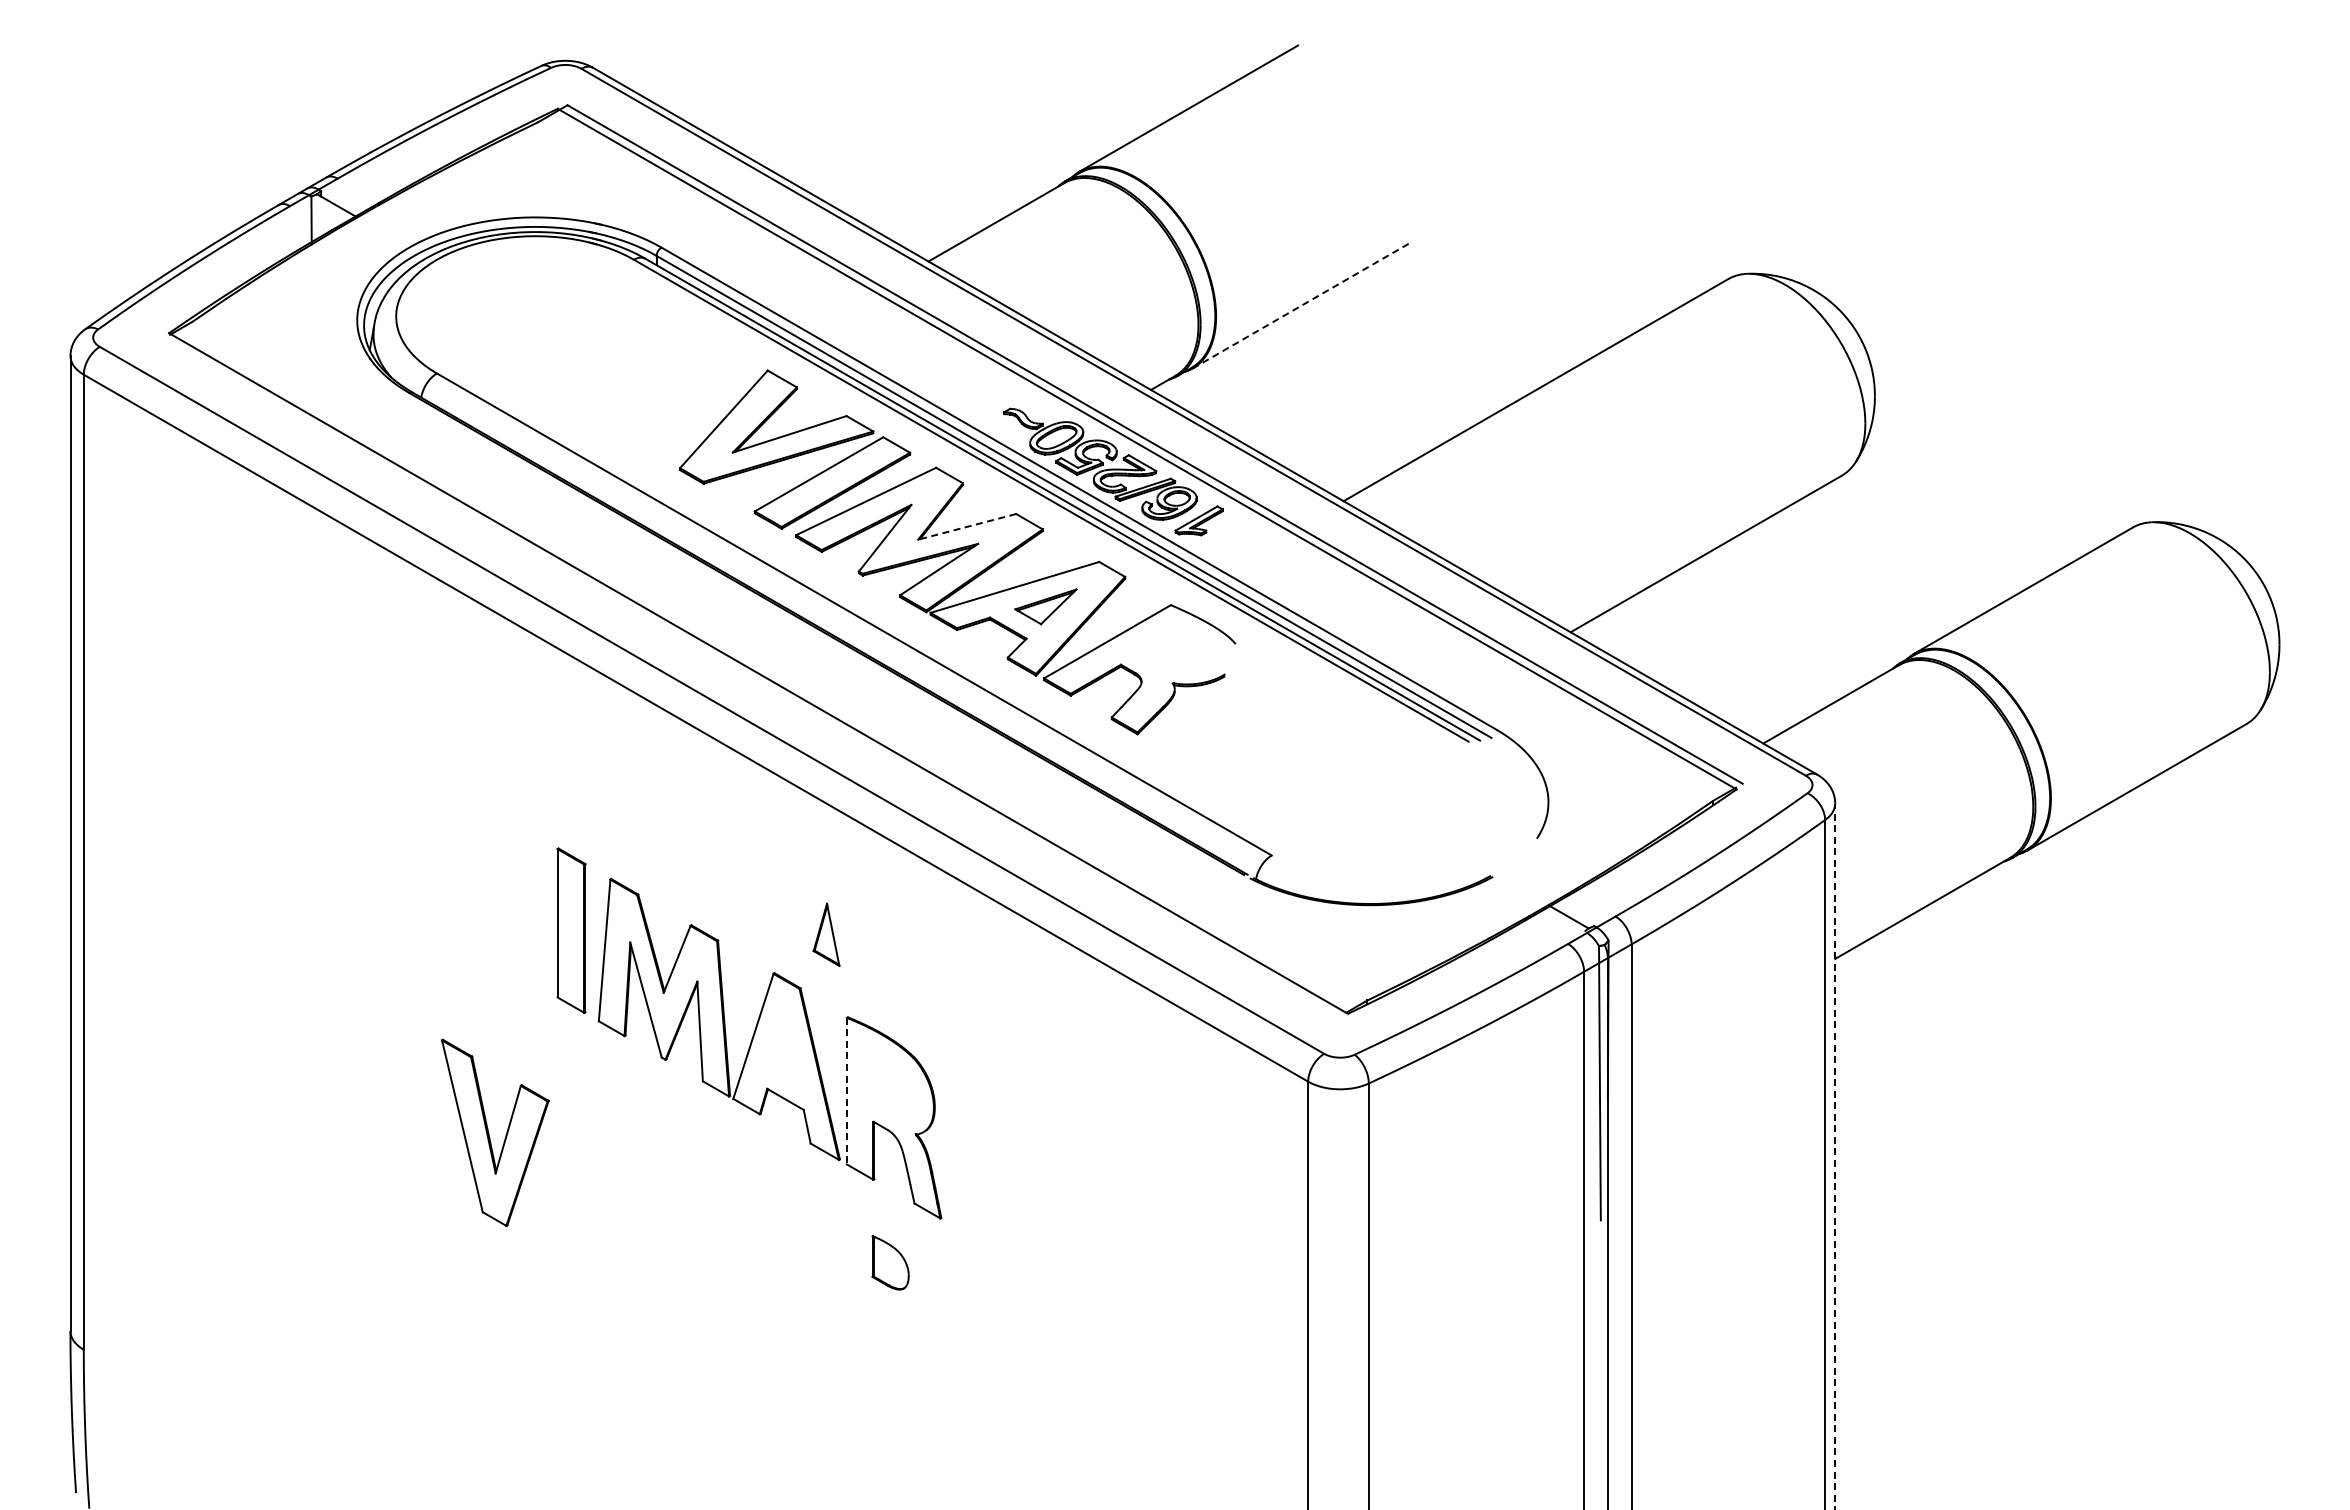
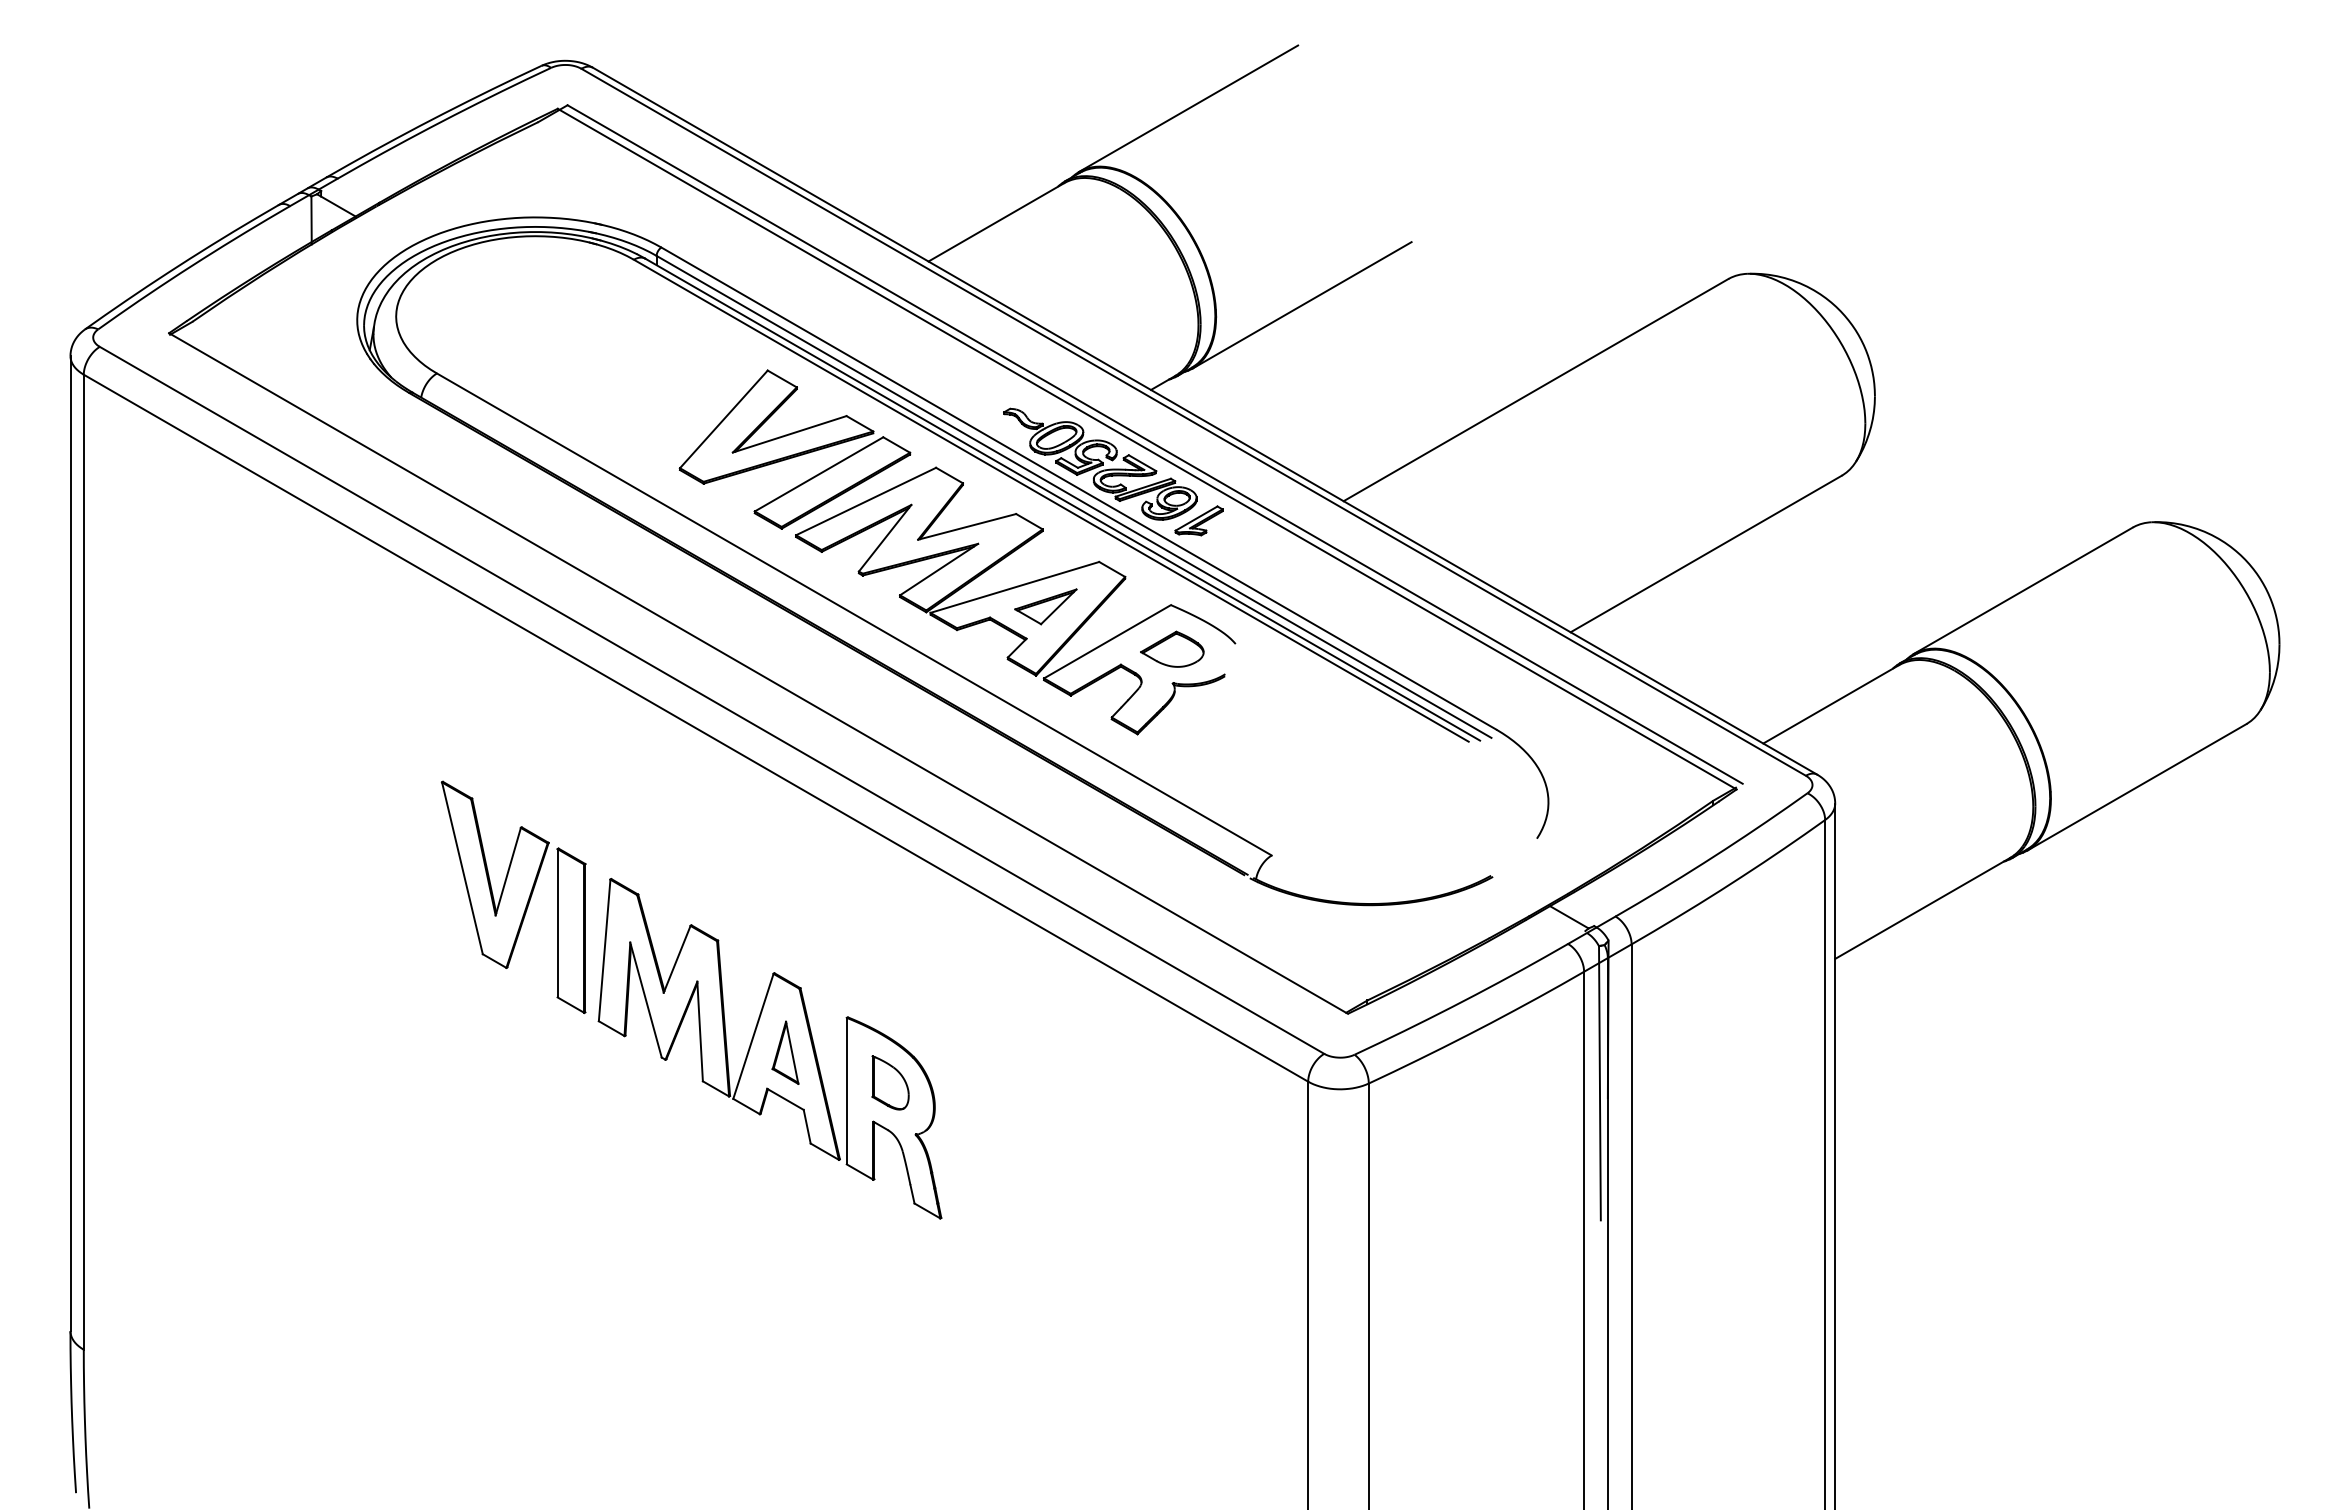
line: dashed -> solid (1302, 305)
line: dashed -> solid (967, 526)
part: none -> present (1172, 648)
part position: (826, 934) -> (785, 1052) (785, 1052)
line: dashed -> solid (846, 1091)
part position: (494, 1132) -> (494, 874) (494, 874)
line: dashed -> solid (1835, 1156)
part position: (890, 1262) -> (890, 1082) (890, 1082)
